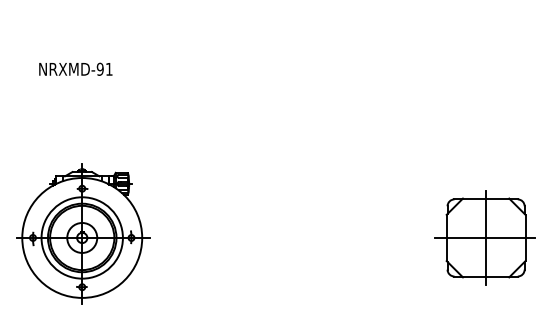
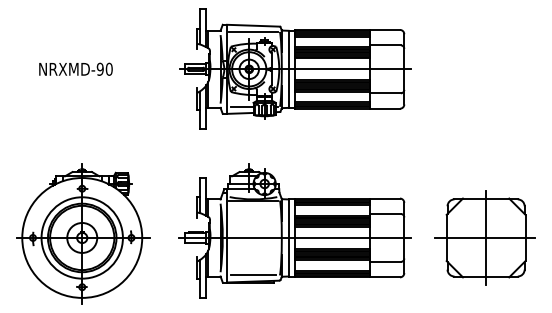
text: NRXMD-91 -> NRXMD-90 (108, 68)
part: none -> present (295, 68)
part: none -> present (294, 230)
